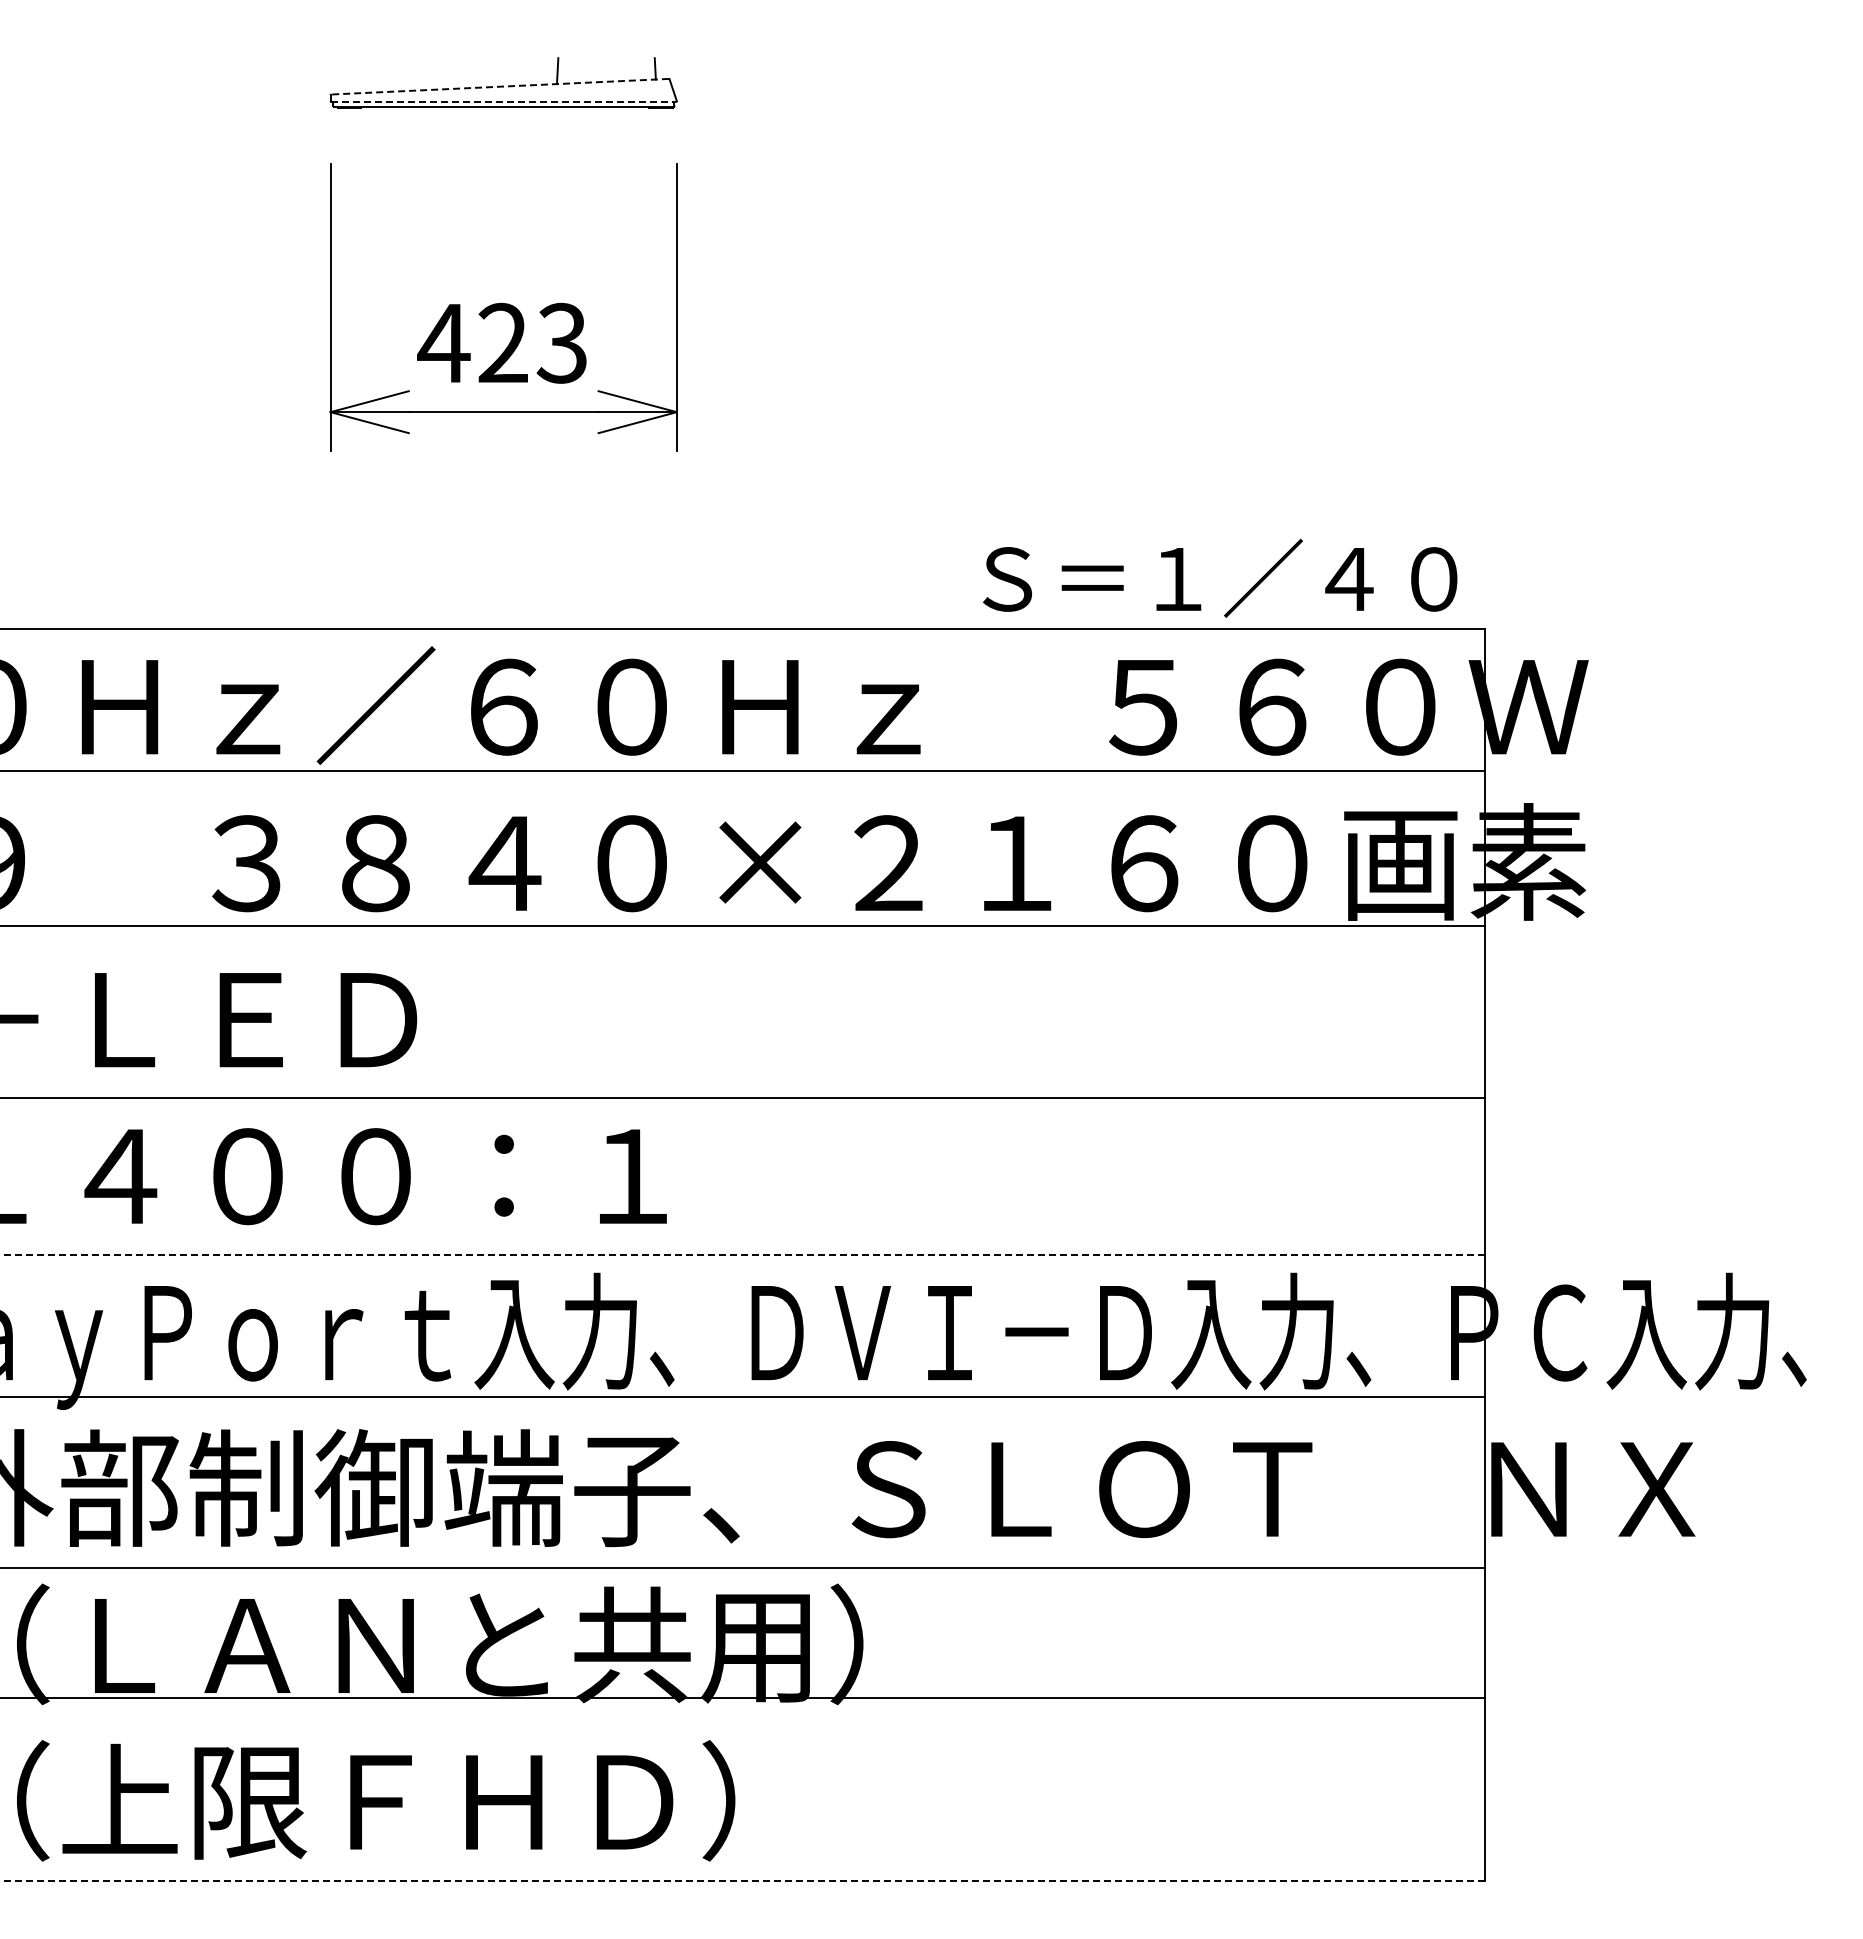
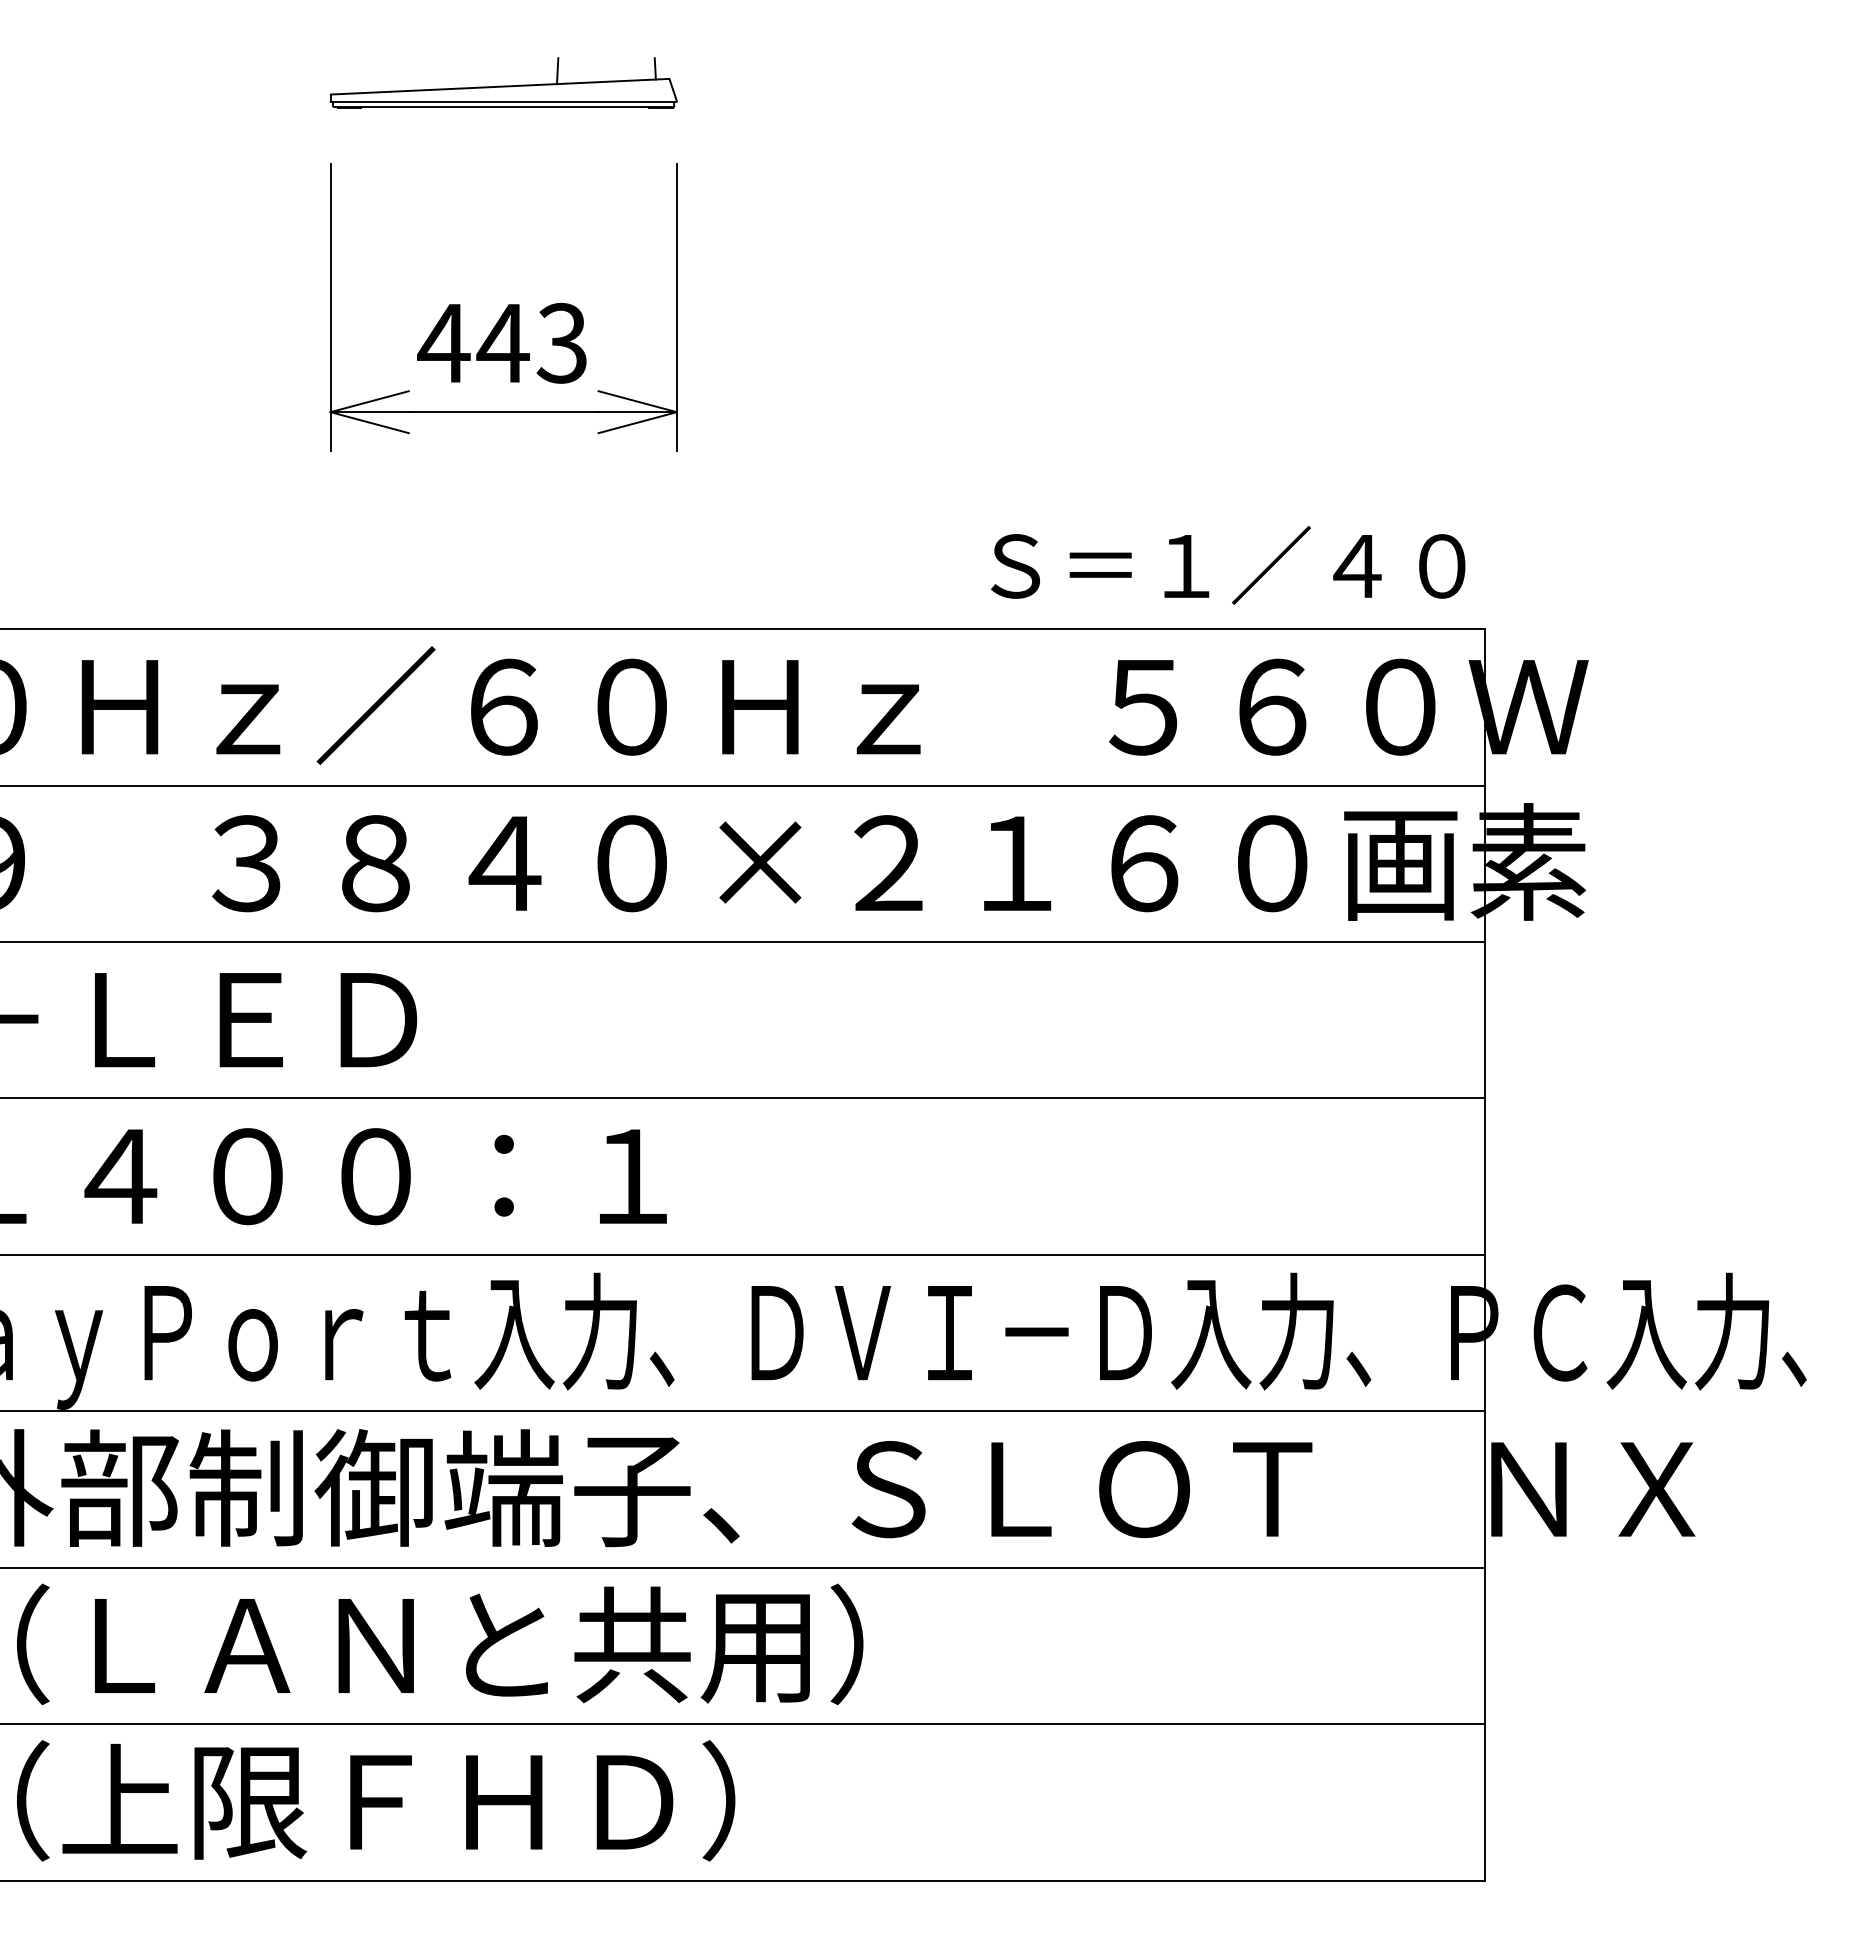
line: dashed -> solid (500, 86)
line: dashed -> solid (504, 102)
text: 423 -> 443 (502, 342)
text position: (1220, 577) -> (1228, 564) (1228, 564)
line position: (743, 770) -> (743, 785) (743, 785)
line position: (743, 926) -> (743, 942) (743, 942)
line: dashed -> solid (743, 1254)
line position: (743, 1397) -> (743, 1411) (743, 1411)
line position: (743, 1698) -> (743, 1724) (743, 1724)
line: dashed -> solid (743, 1880)
